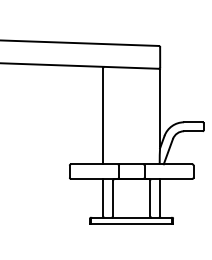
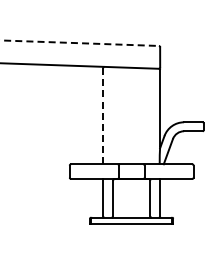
line: solid -> dashed (80, 43)
line: solid -> dashed (103, 116)
